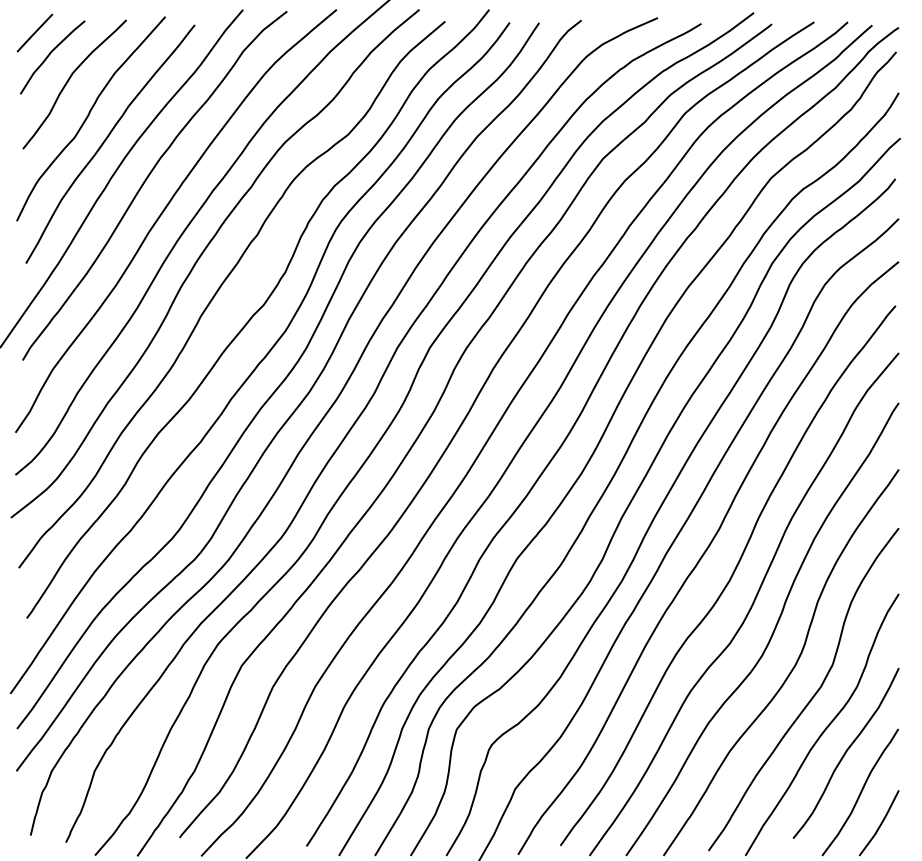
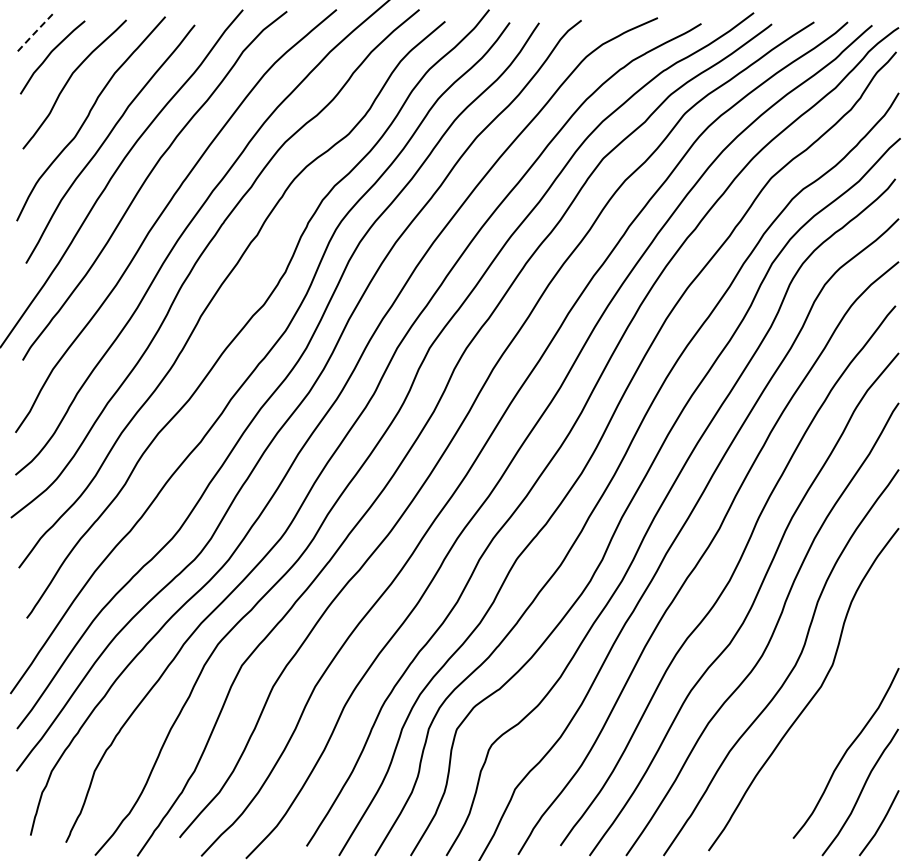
line: solid -> dashed (34, 33)
curve: present -> none (825, 727)
